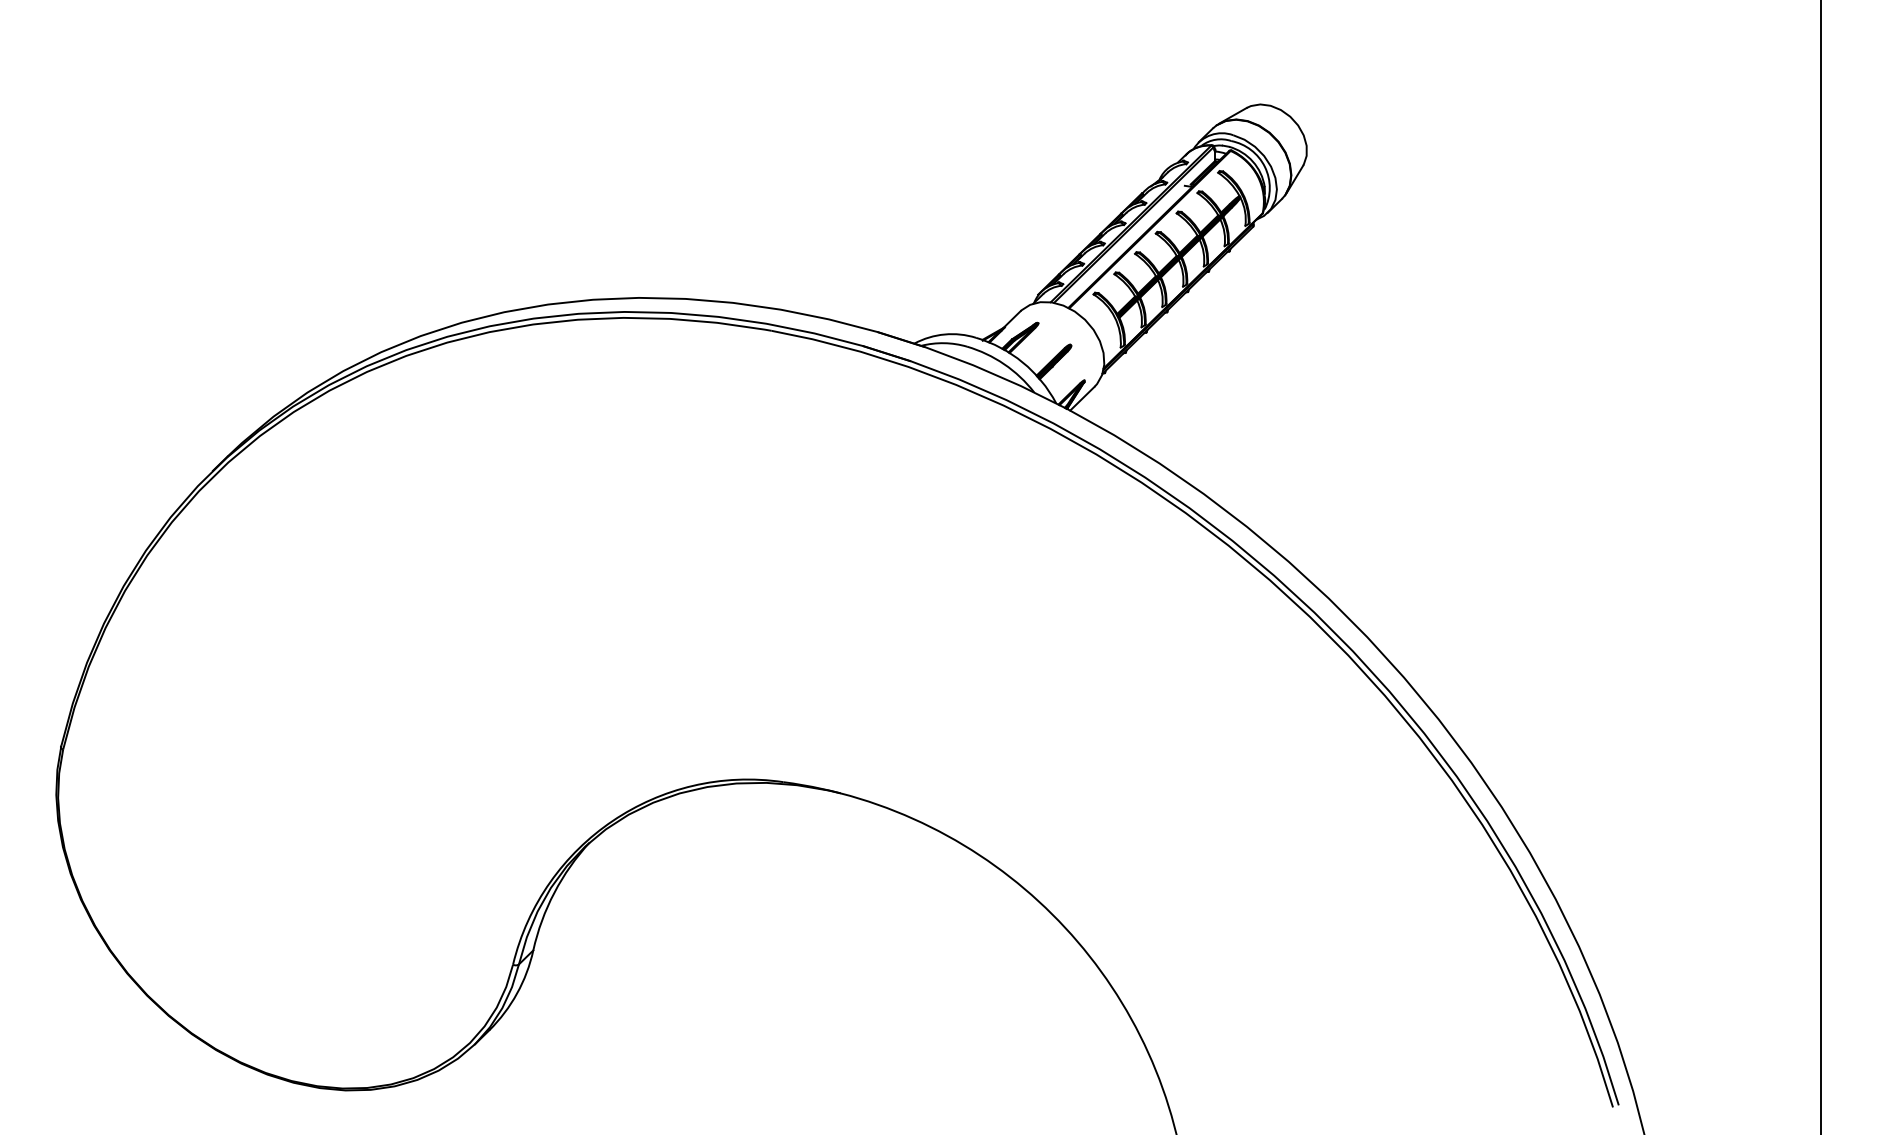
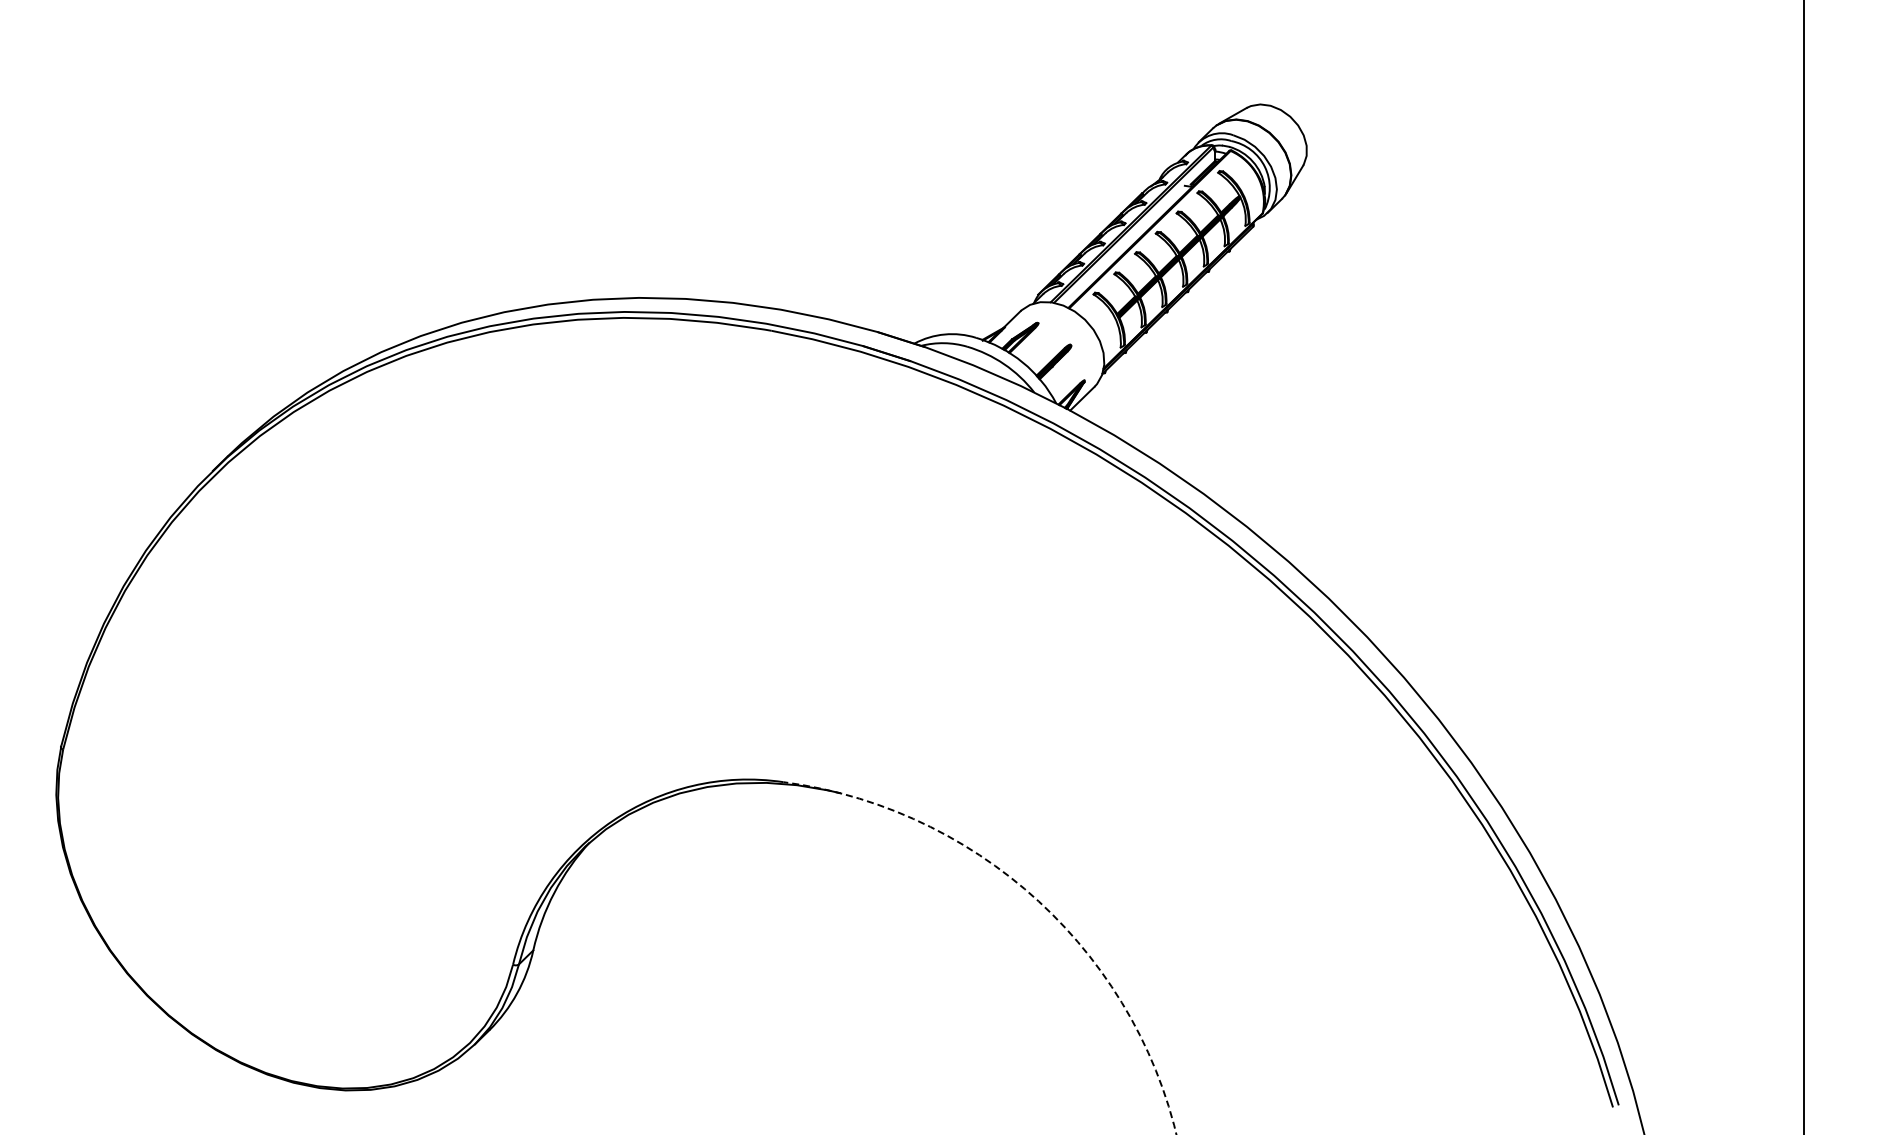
line position: (1820, 566) -> (1803, 566) (1803, 566)
arc: solid -> dashed (1034, 897)
